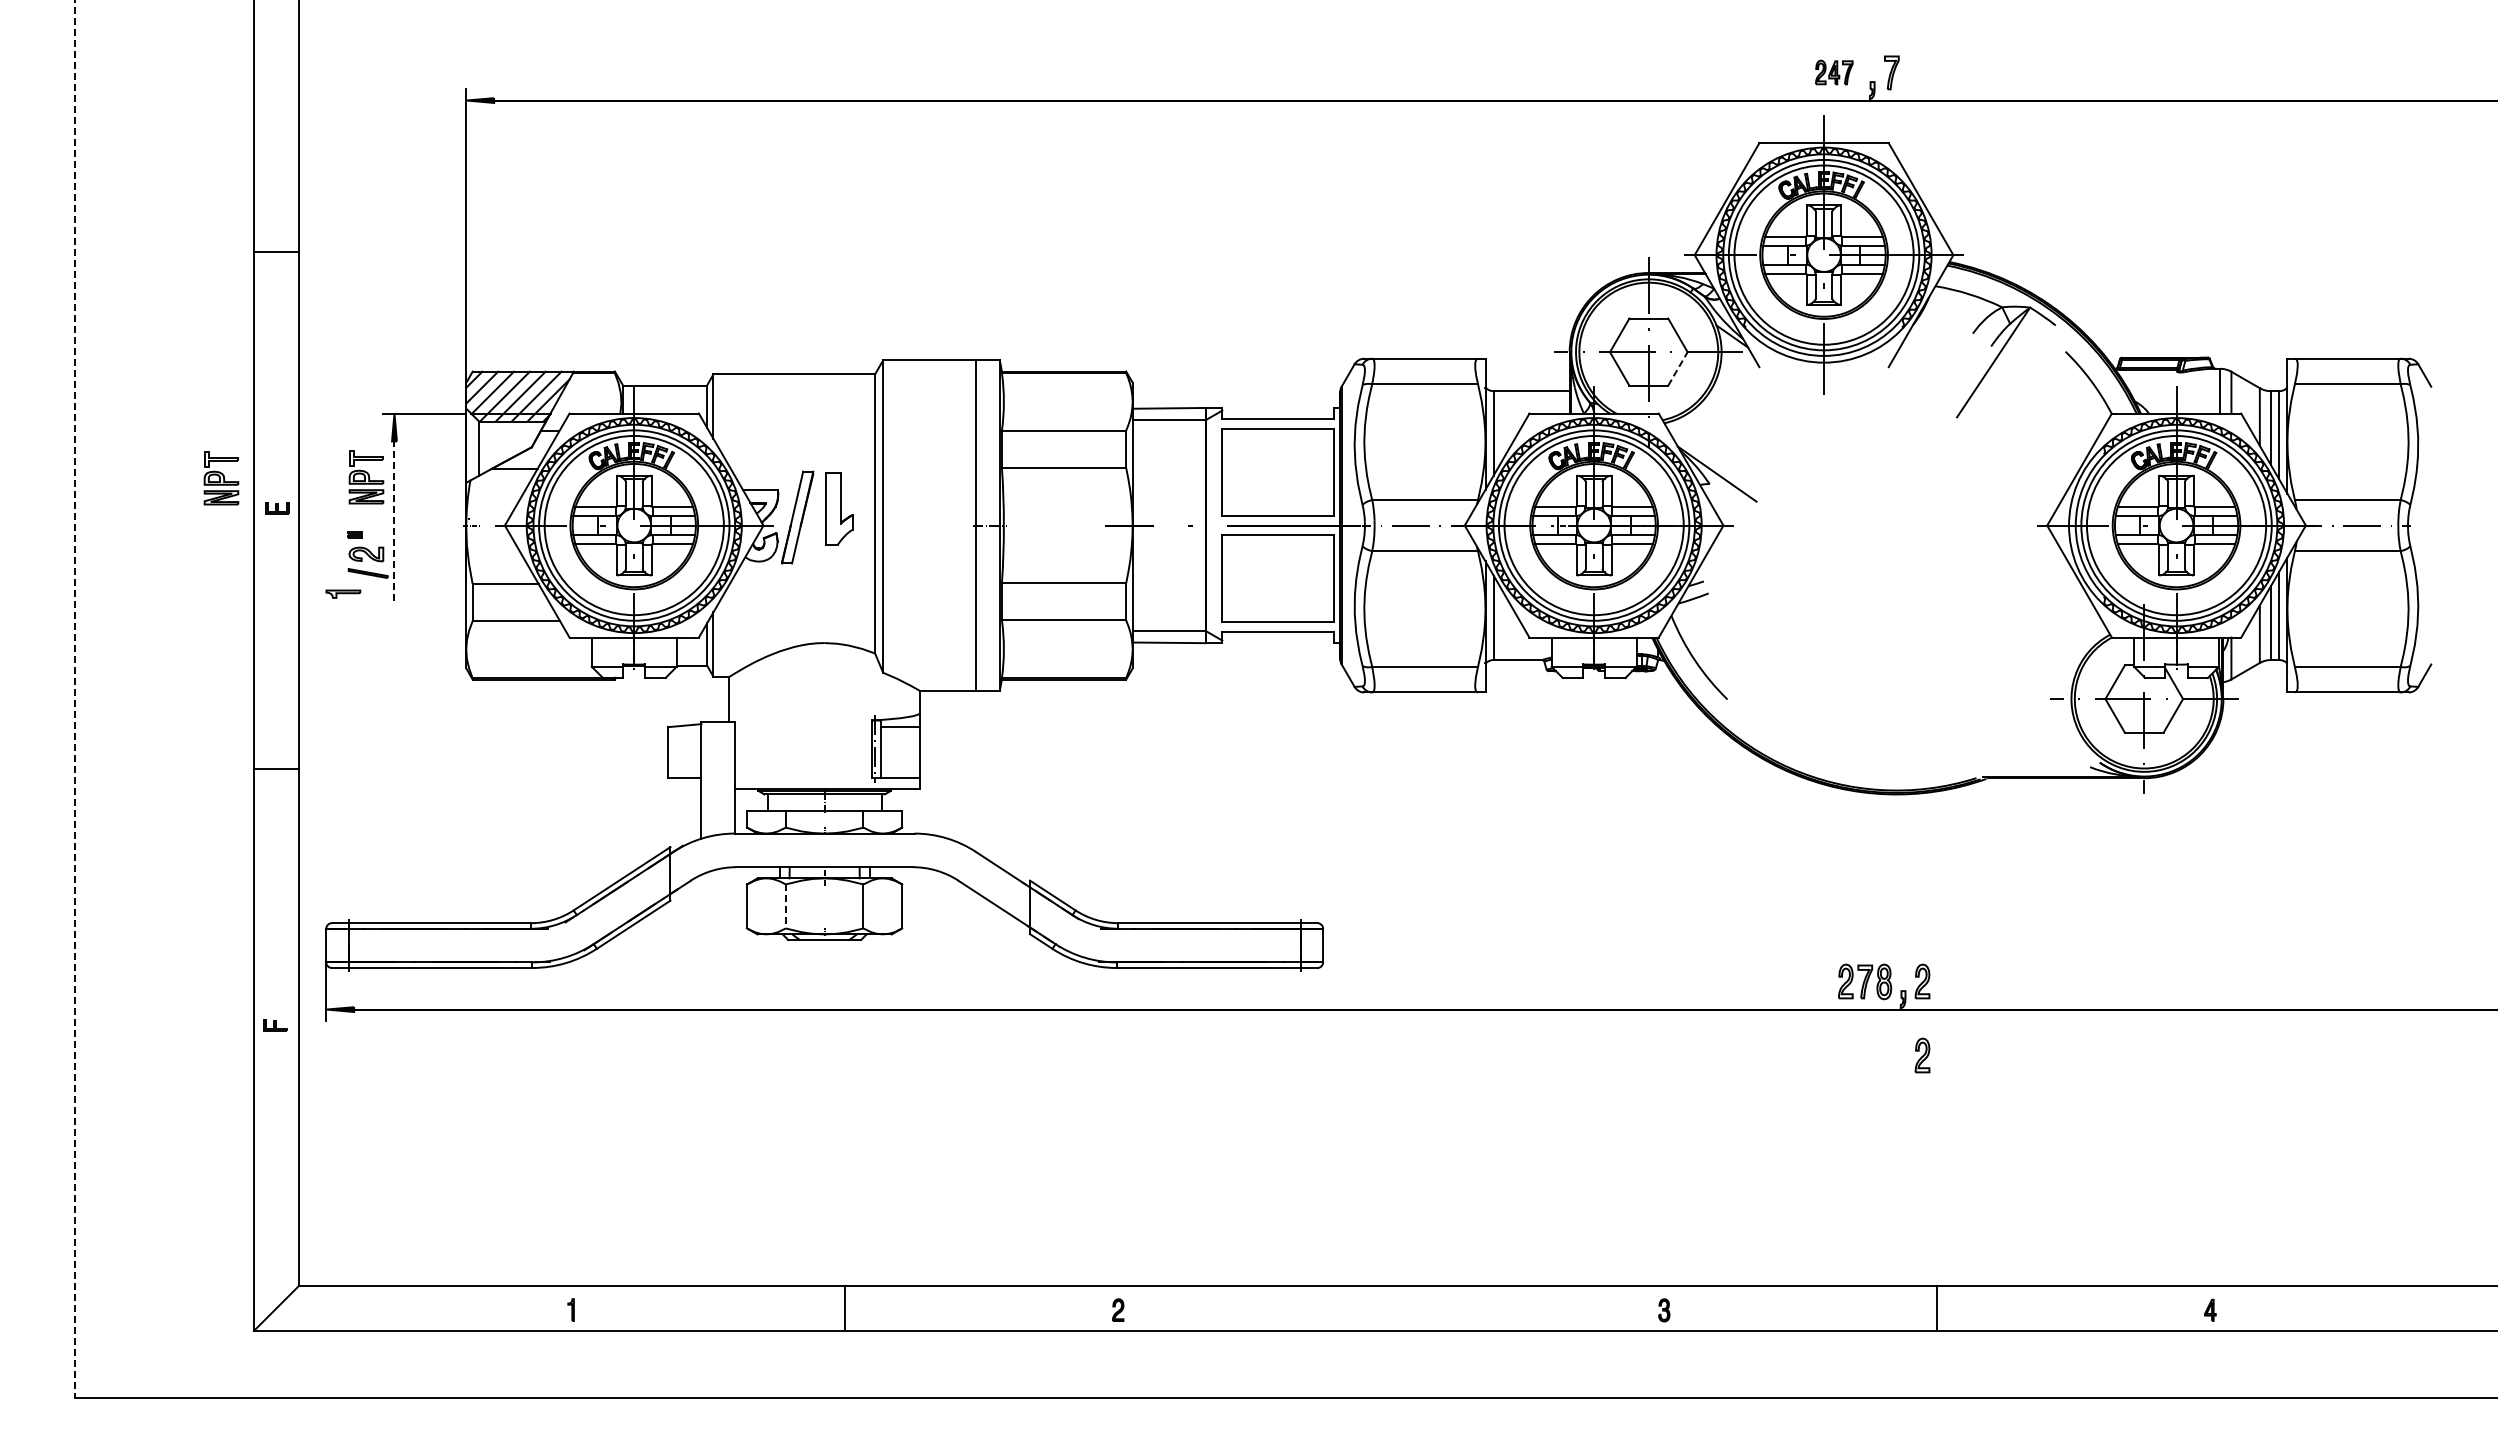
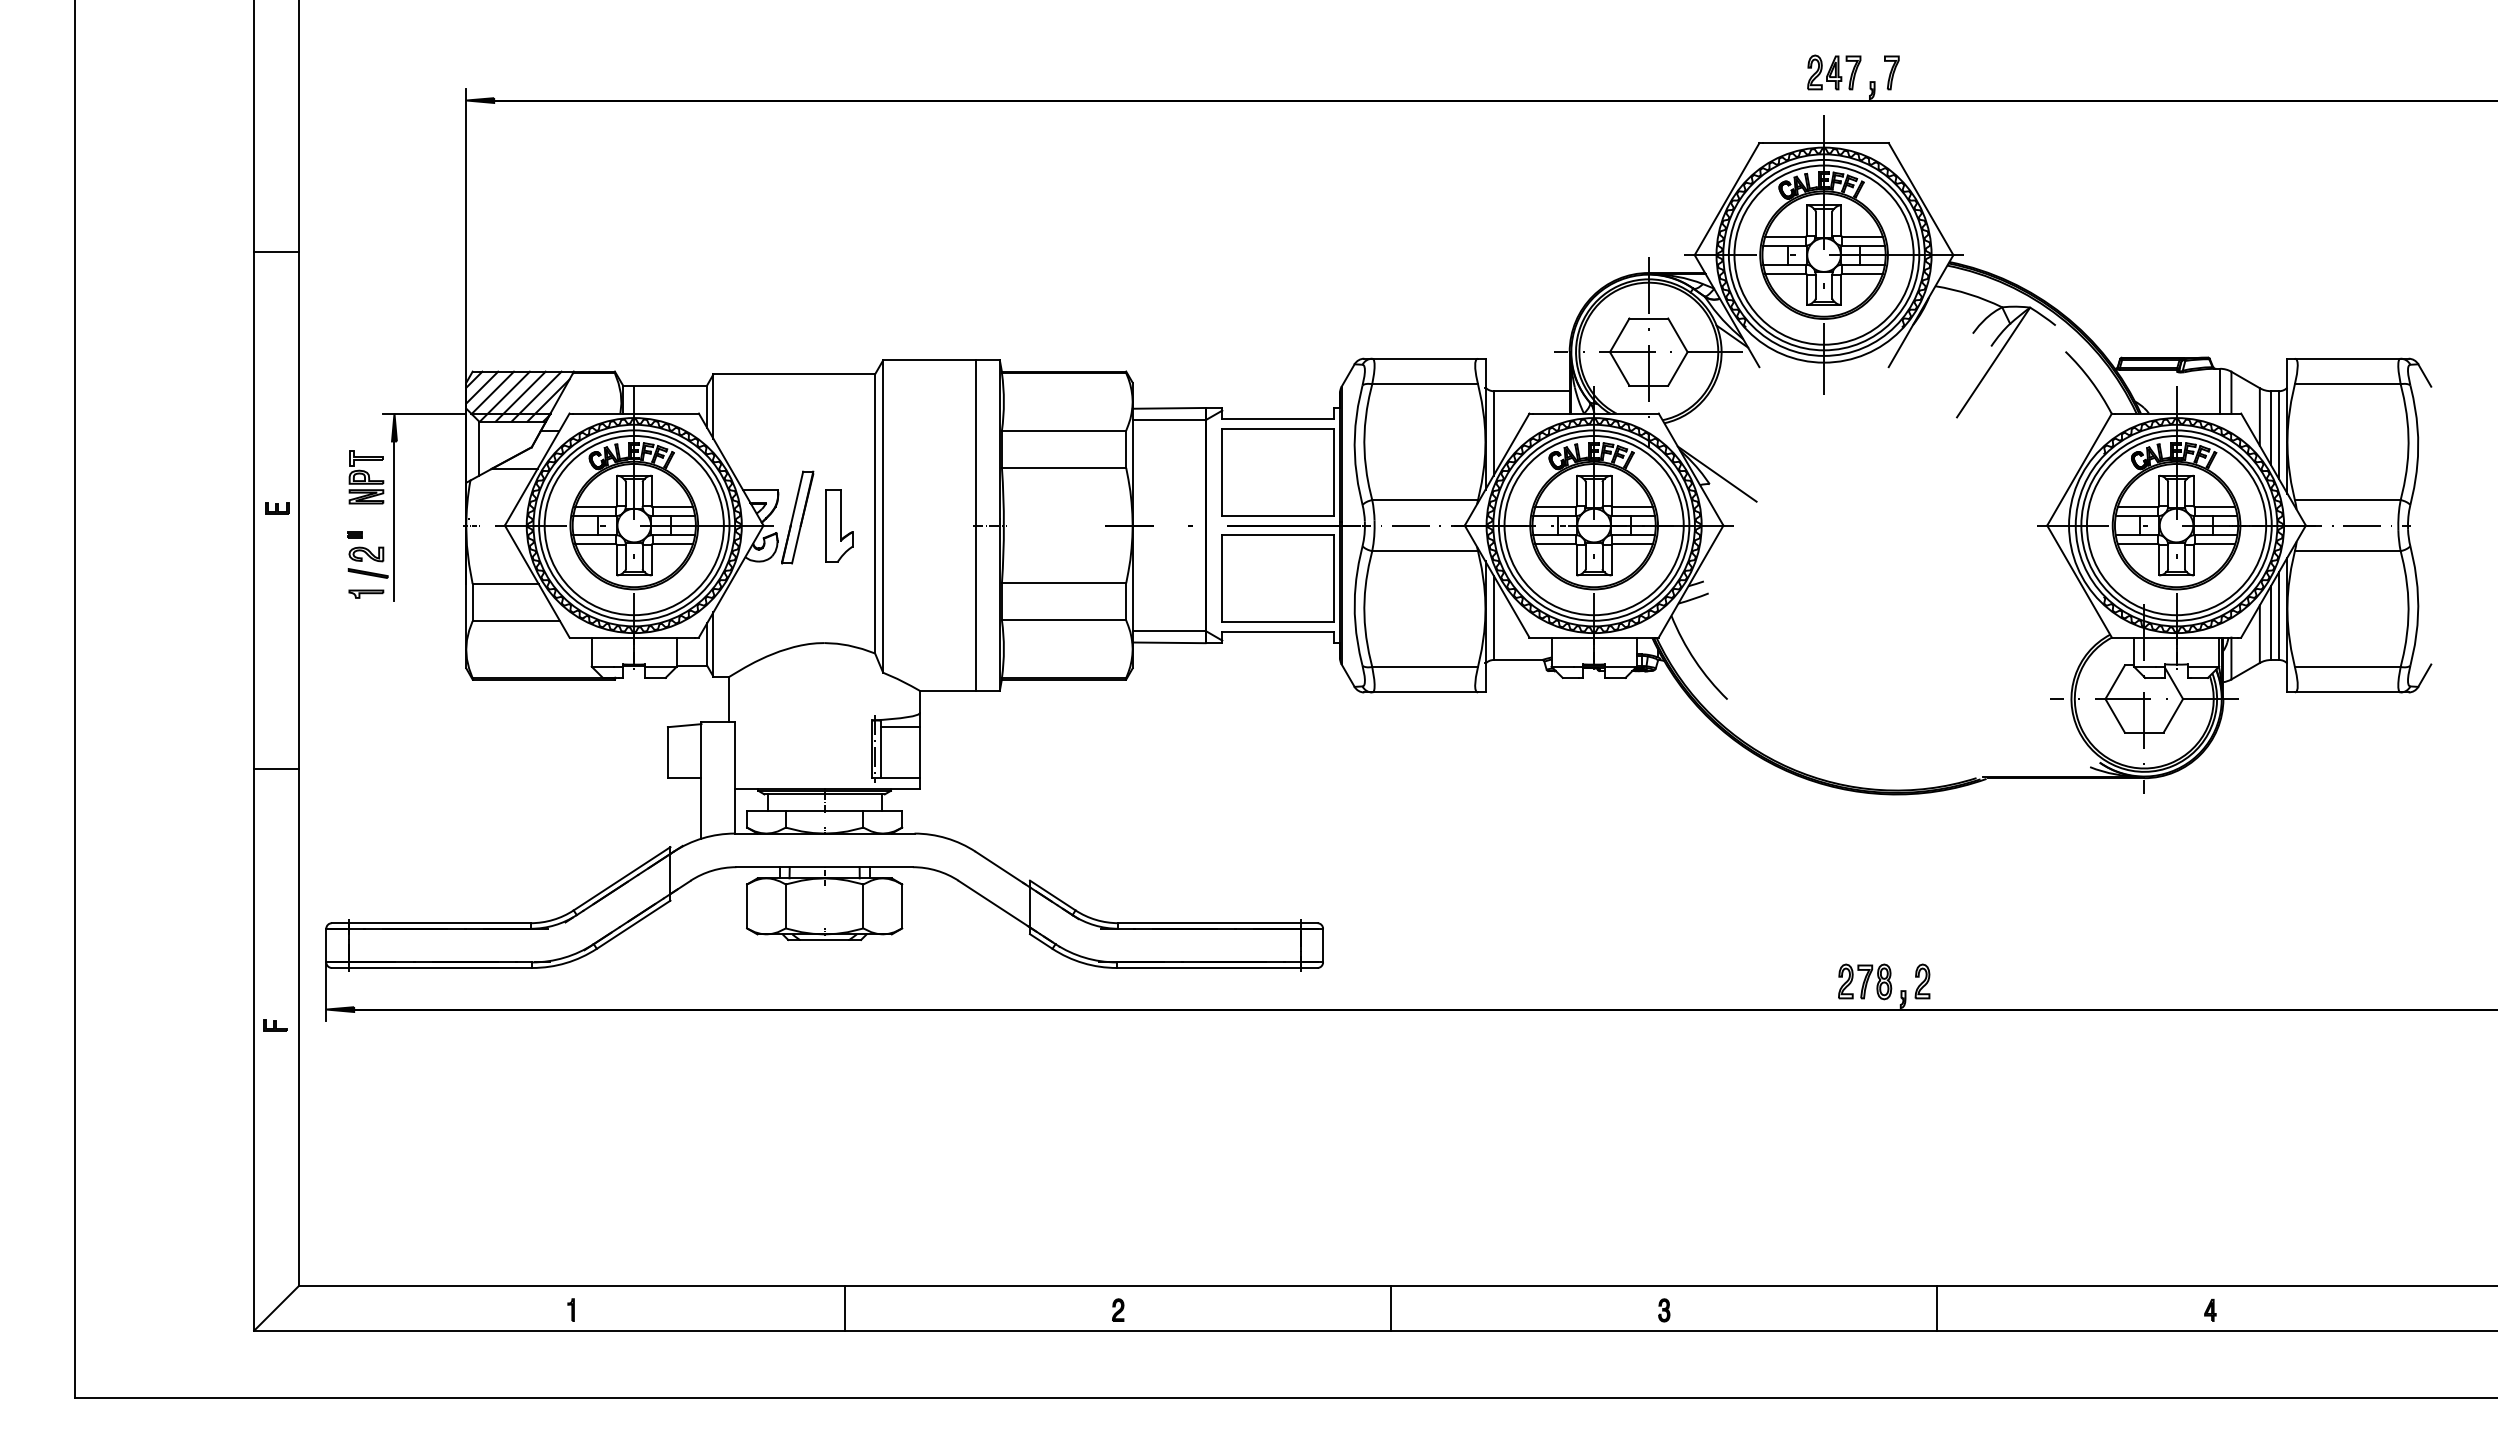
part size: 39x27 px -> 55x37 px (1834, 72)
line: dashed -> solid (1678, 368)
part: present -> none (221, 478)
part position: (839, 508) -> (839, 525) (839, 525)
line: dashed -> solid (394, 521)
part position: (343, 593) -> (366, 593) (366, 593)
line: dashed -> solid (74, 699)
line: dashed -> solid (785, 906)
part: present -> none (1922, 1055)
line: none -> present (1390, 1307)
